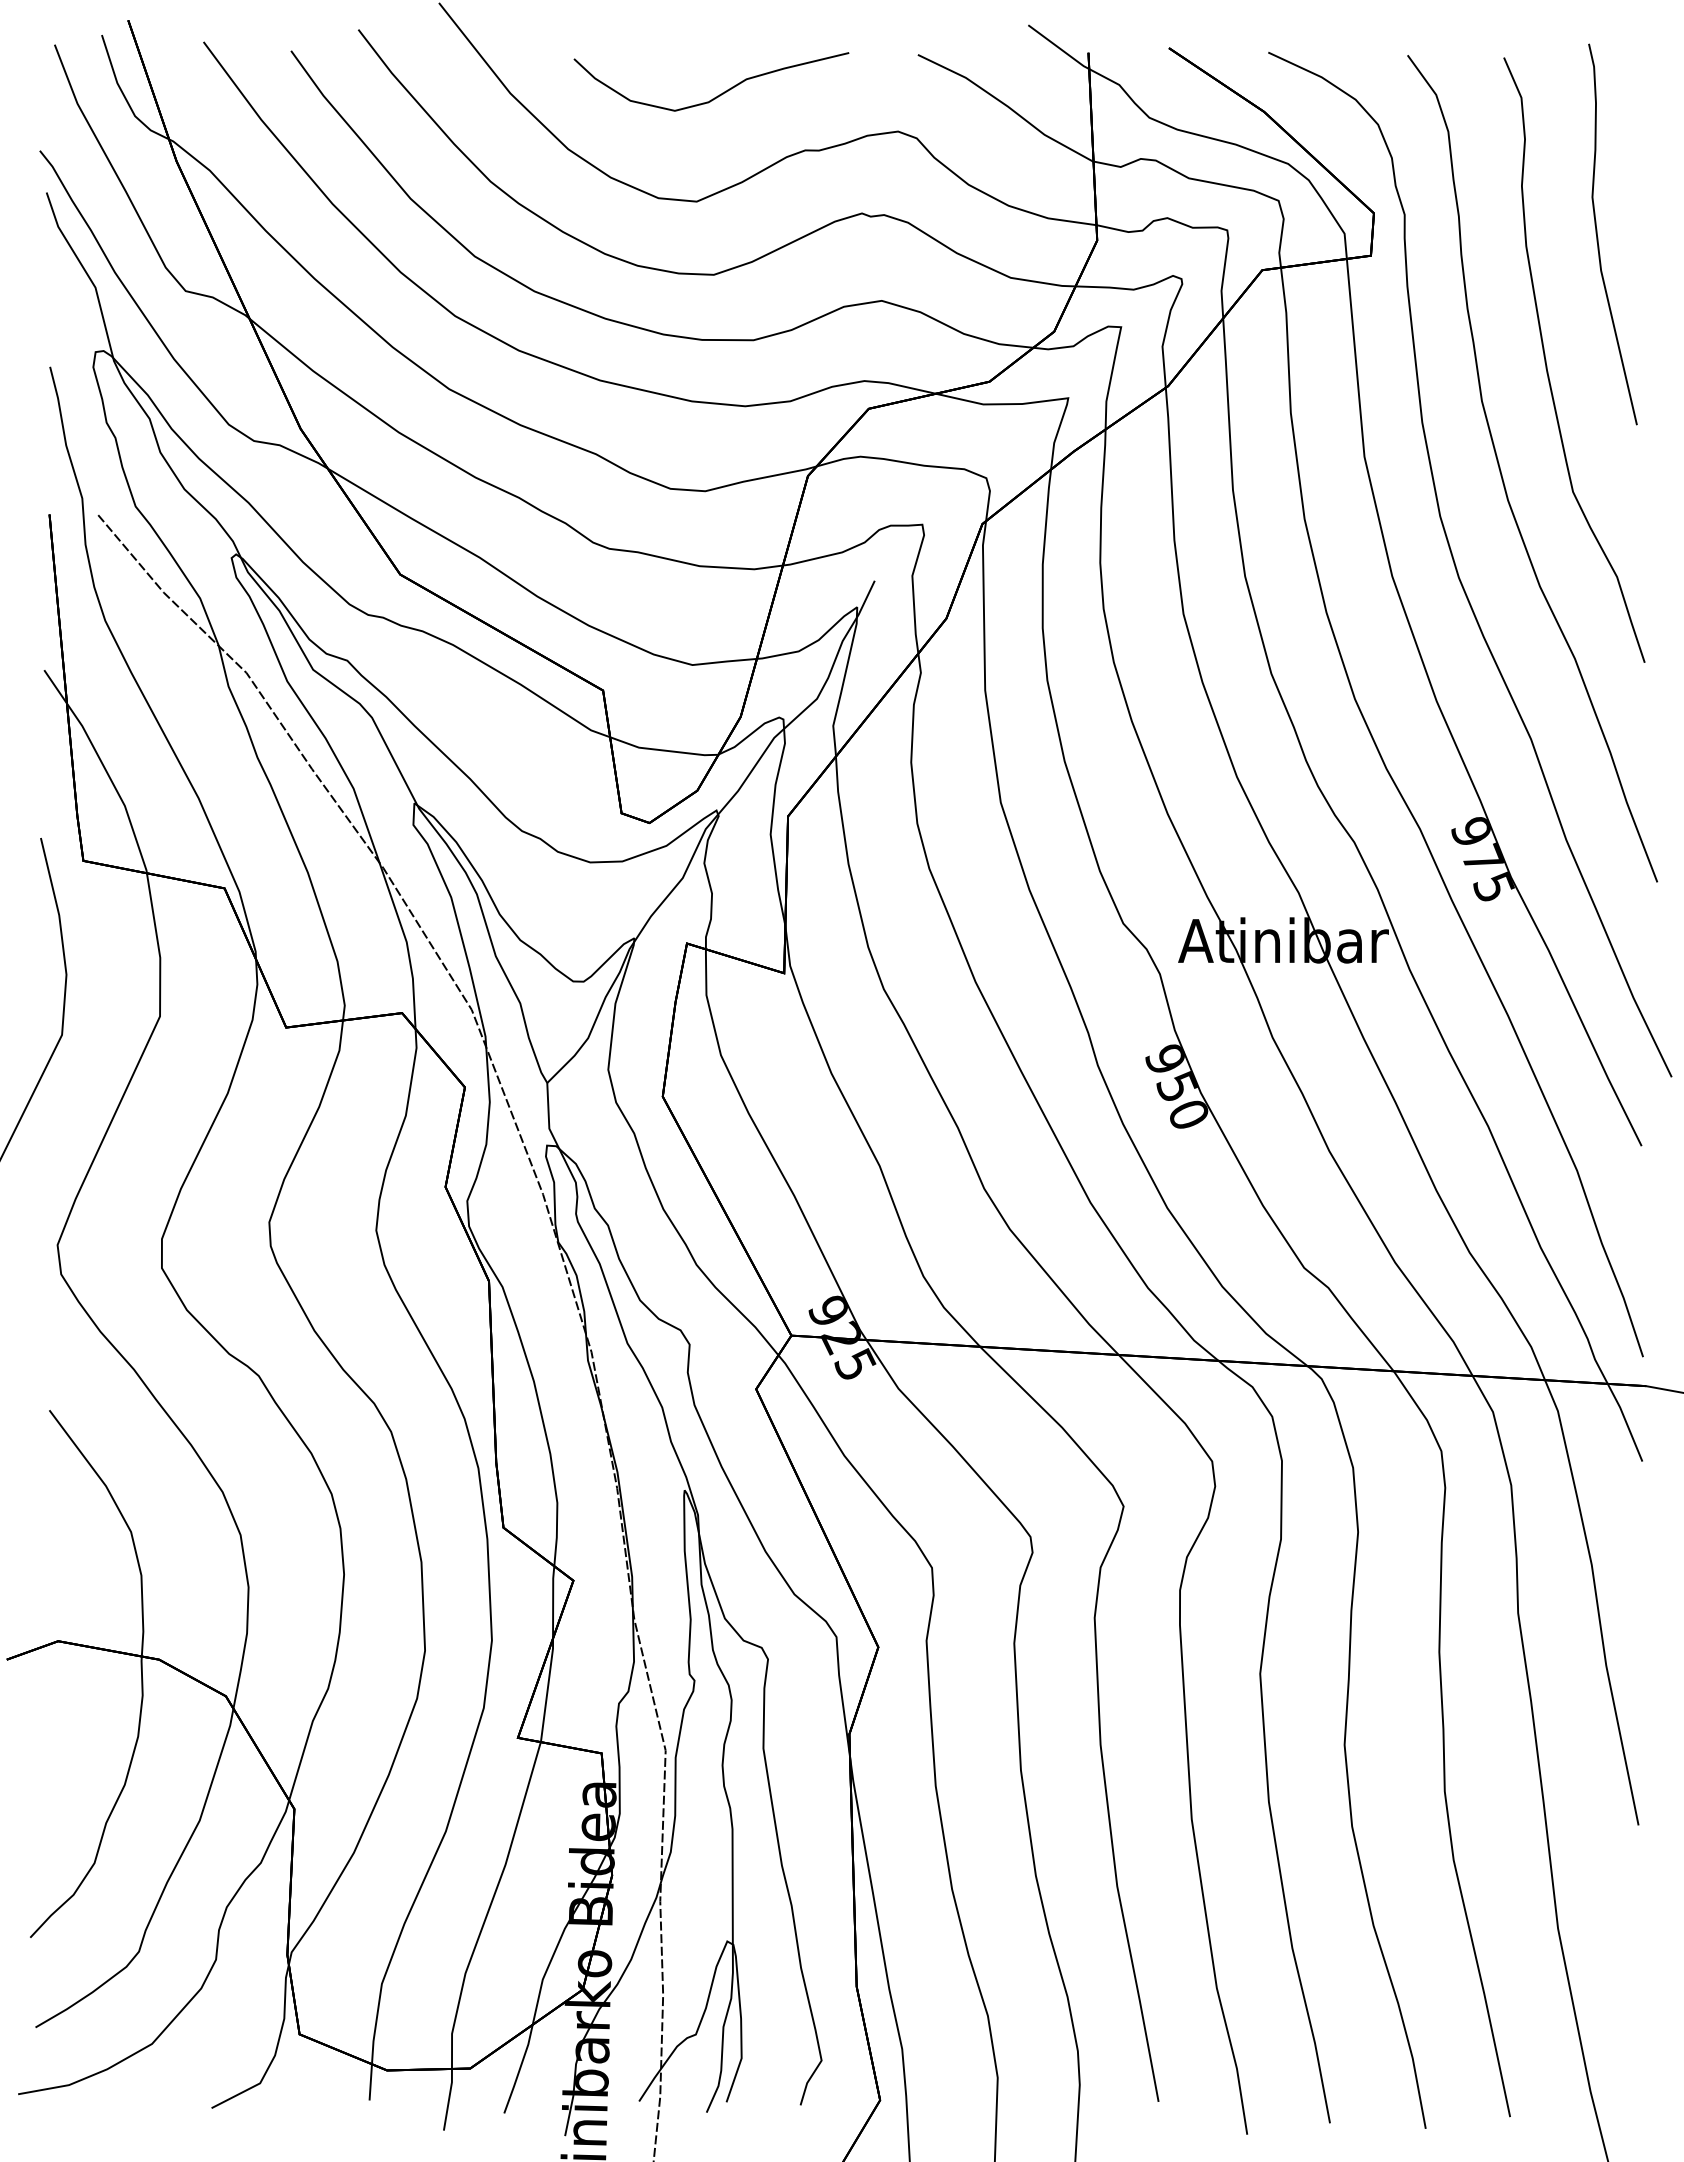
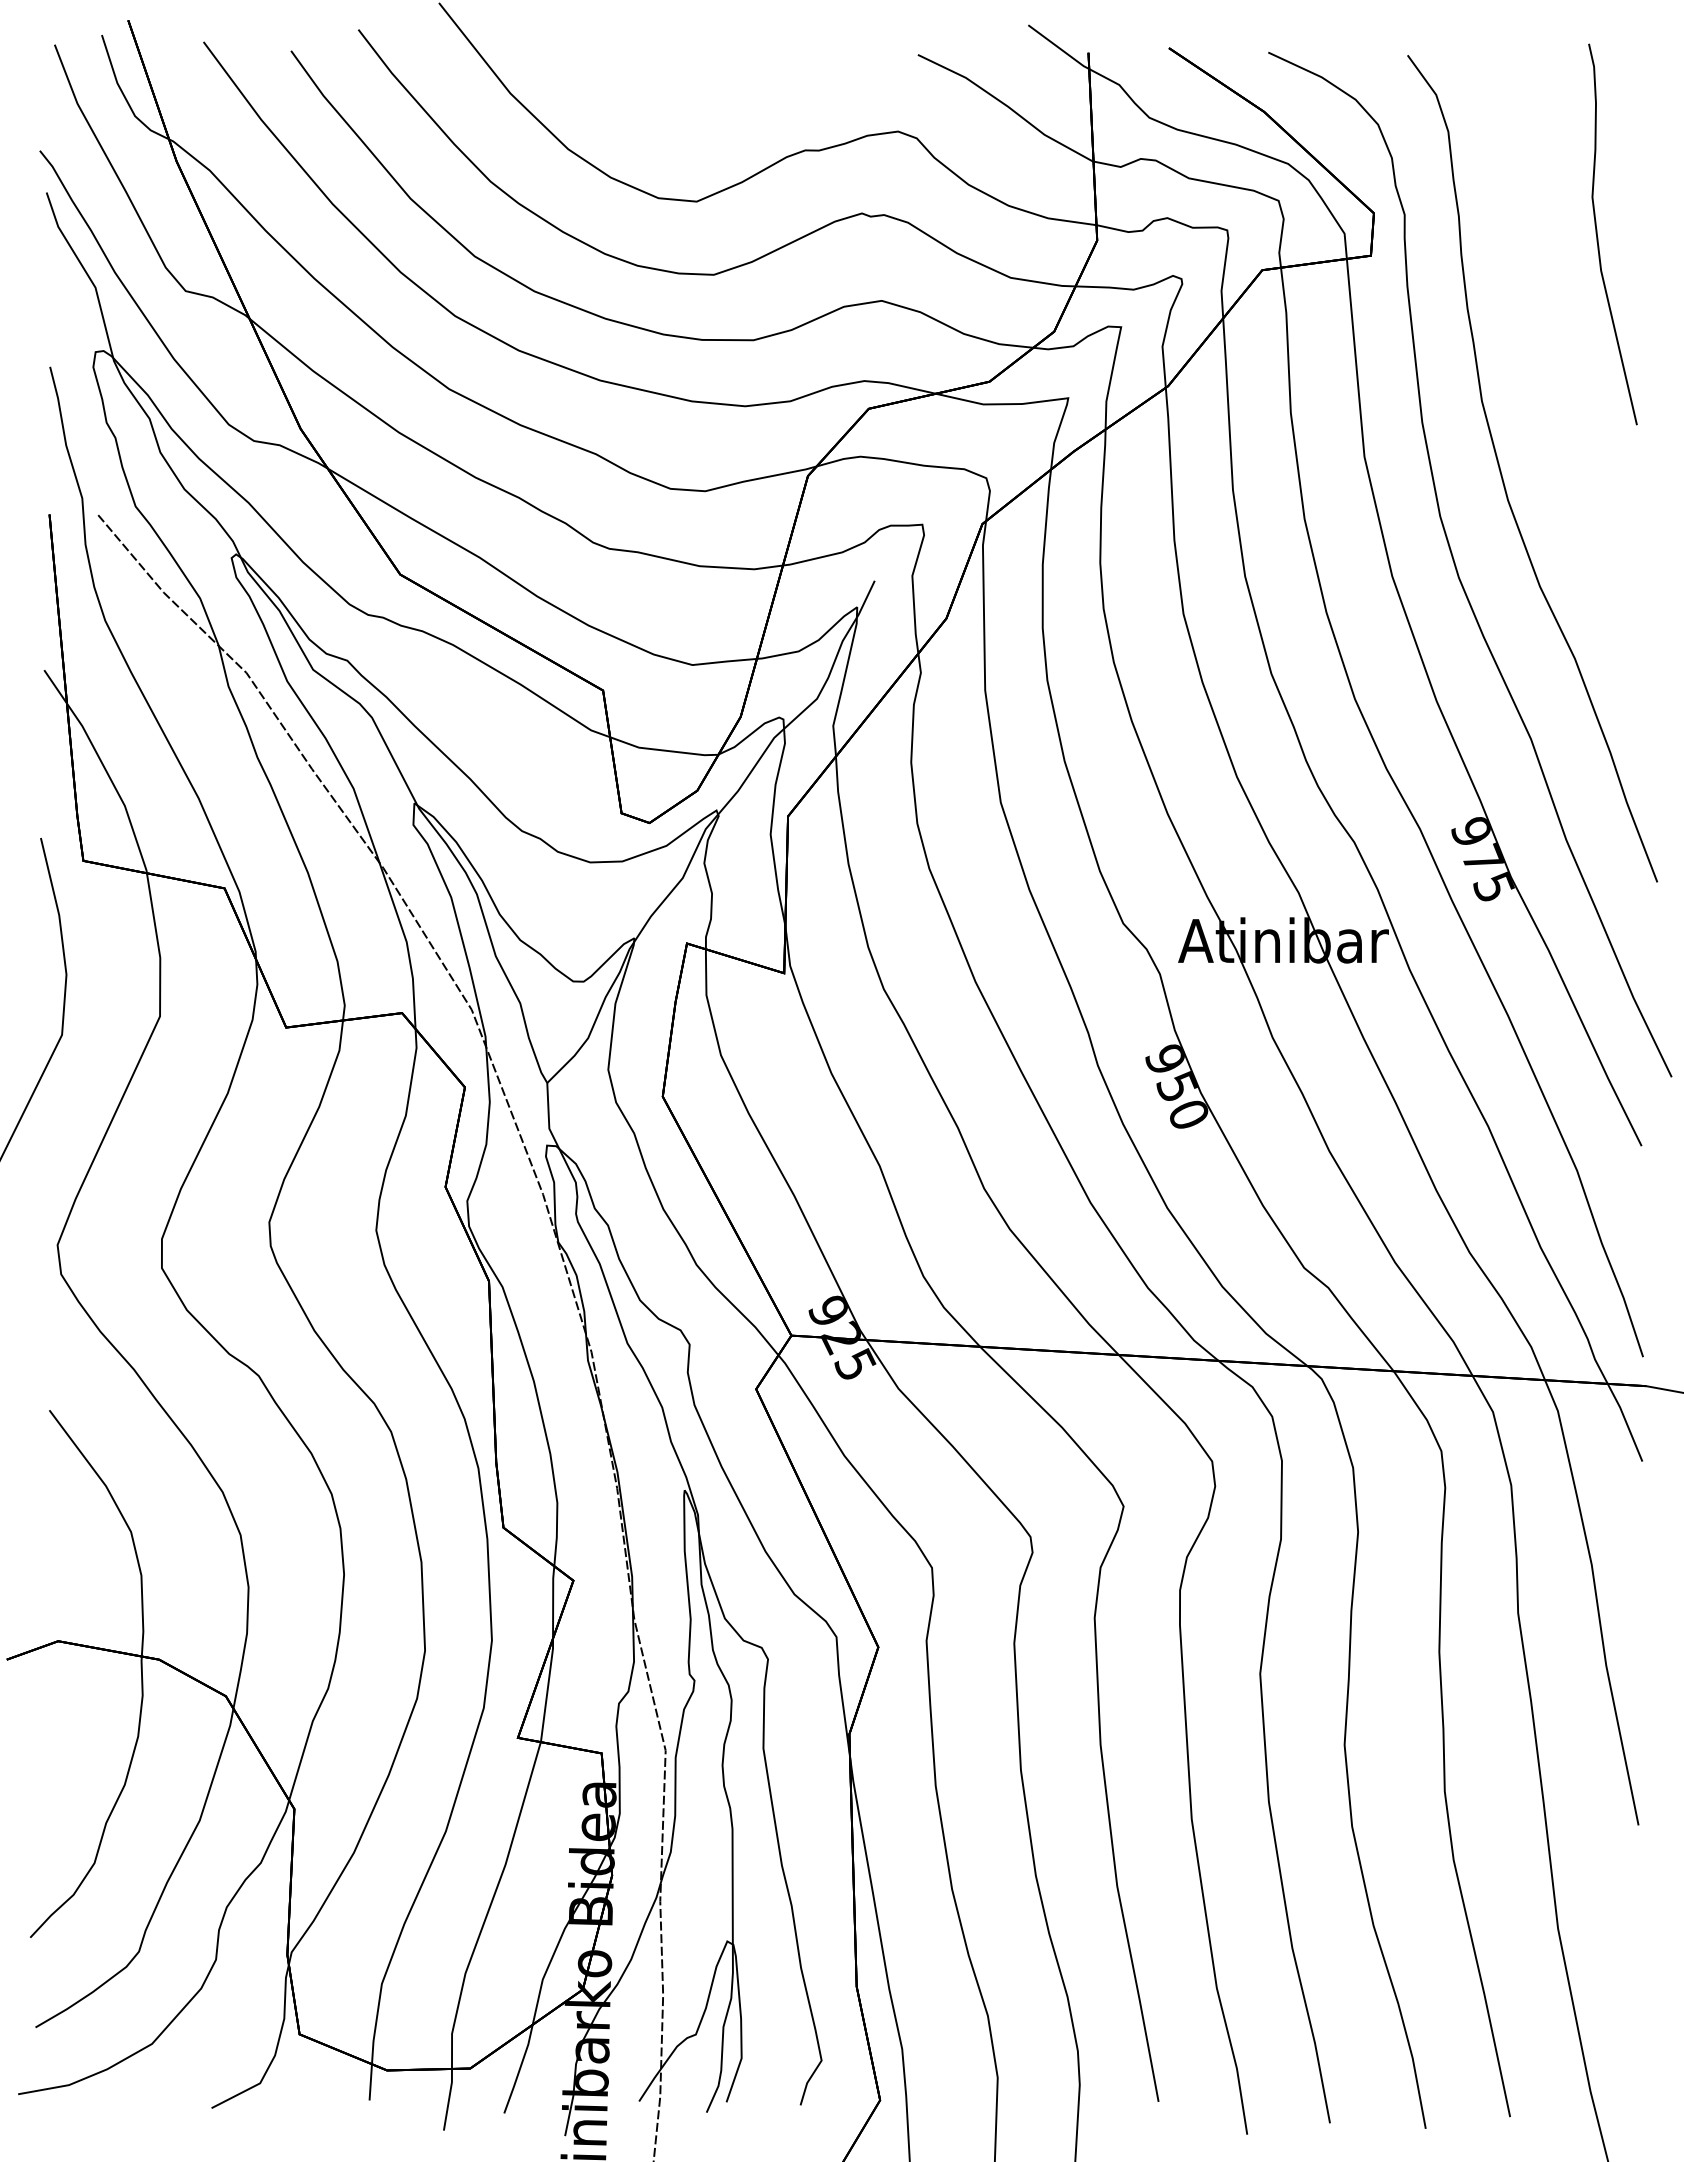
curve: present -> none (717, 95)
curve: present -> none (1547, 365)
